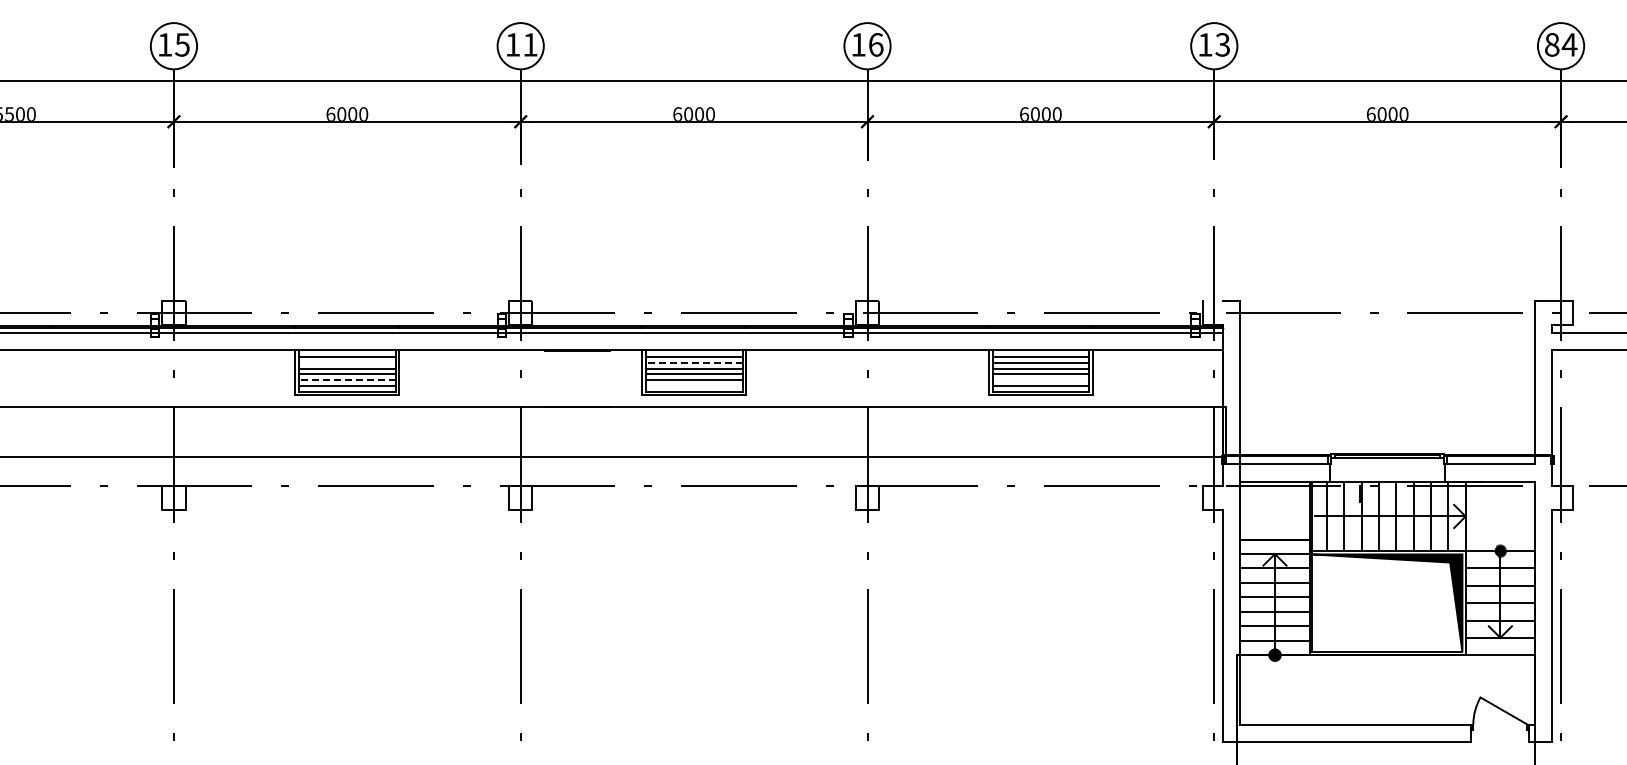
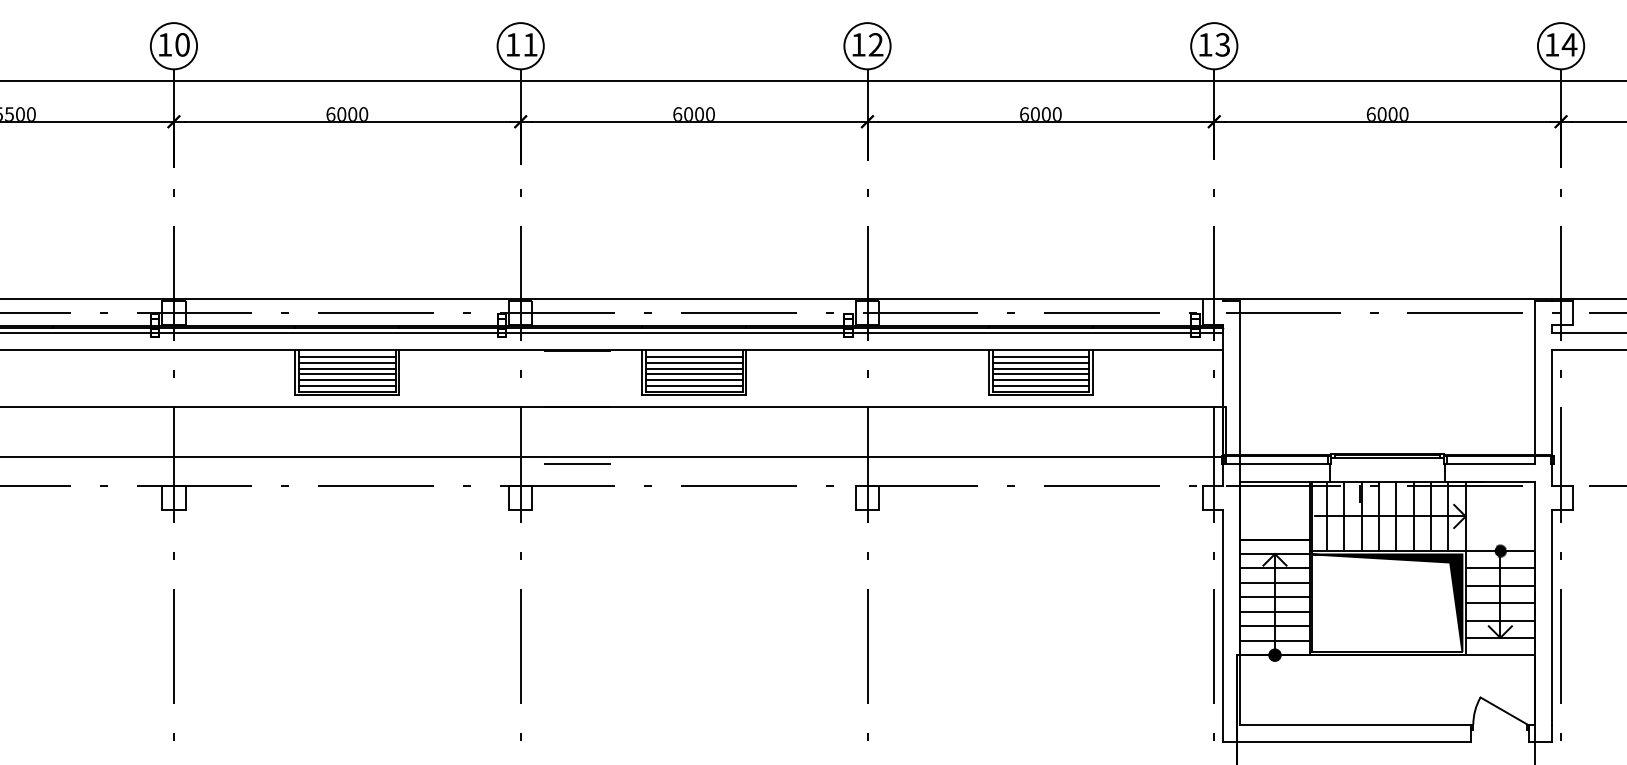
text: 15 -> 10 (182, 44)
text: 16 -> 12 (875, 44)
text: 84 -> 14 (1552, 44)
line: none -> present (812, 298)
line: none -> present (347, 362)
line: dashed -> solid (693, 362)
line: dashed -> solid (346, 380)
line: none -> present (1040, 380)
line: none -> present (693, 385)
line: none -> present (577, 464)
